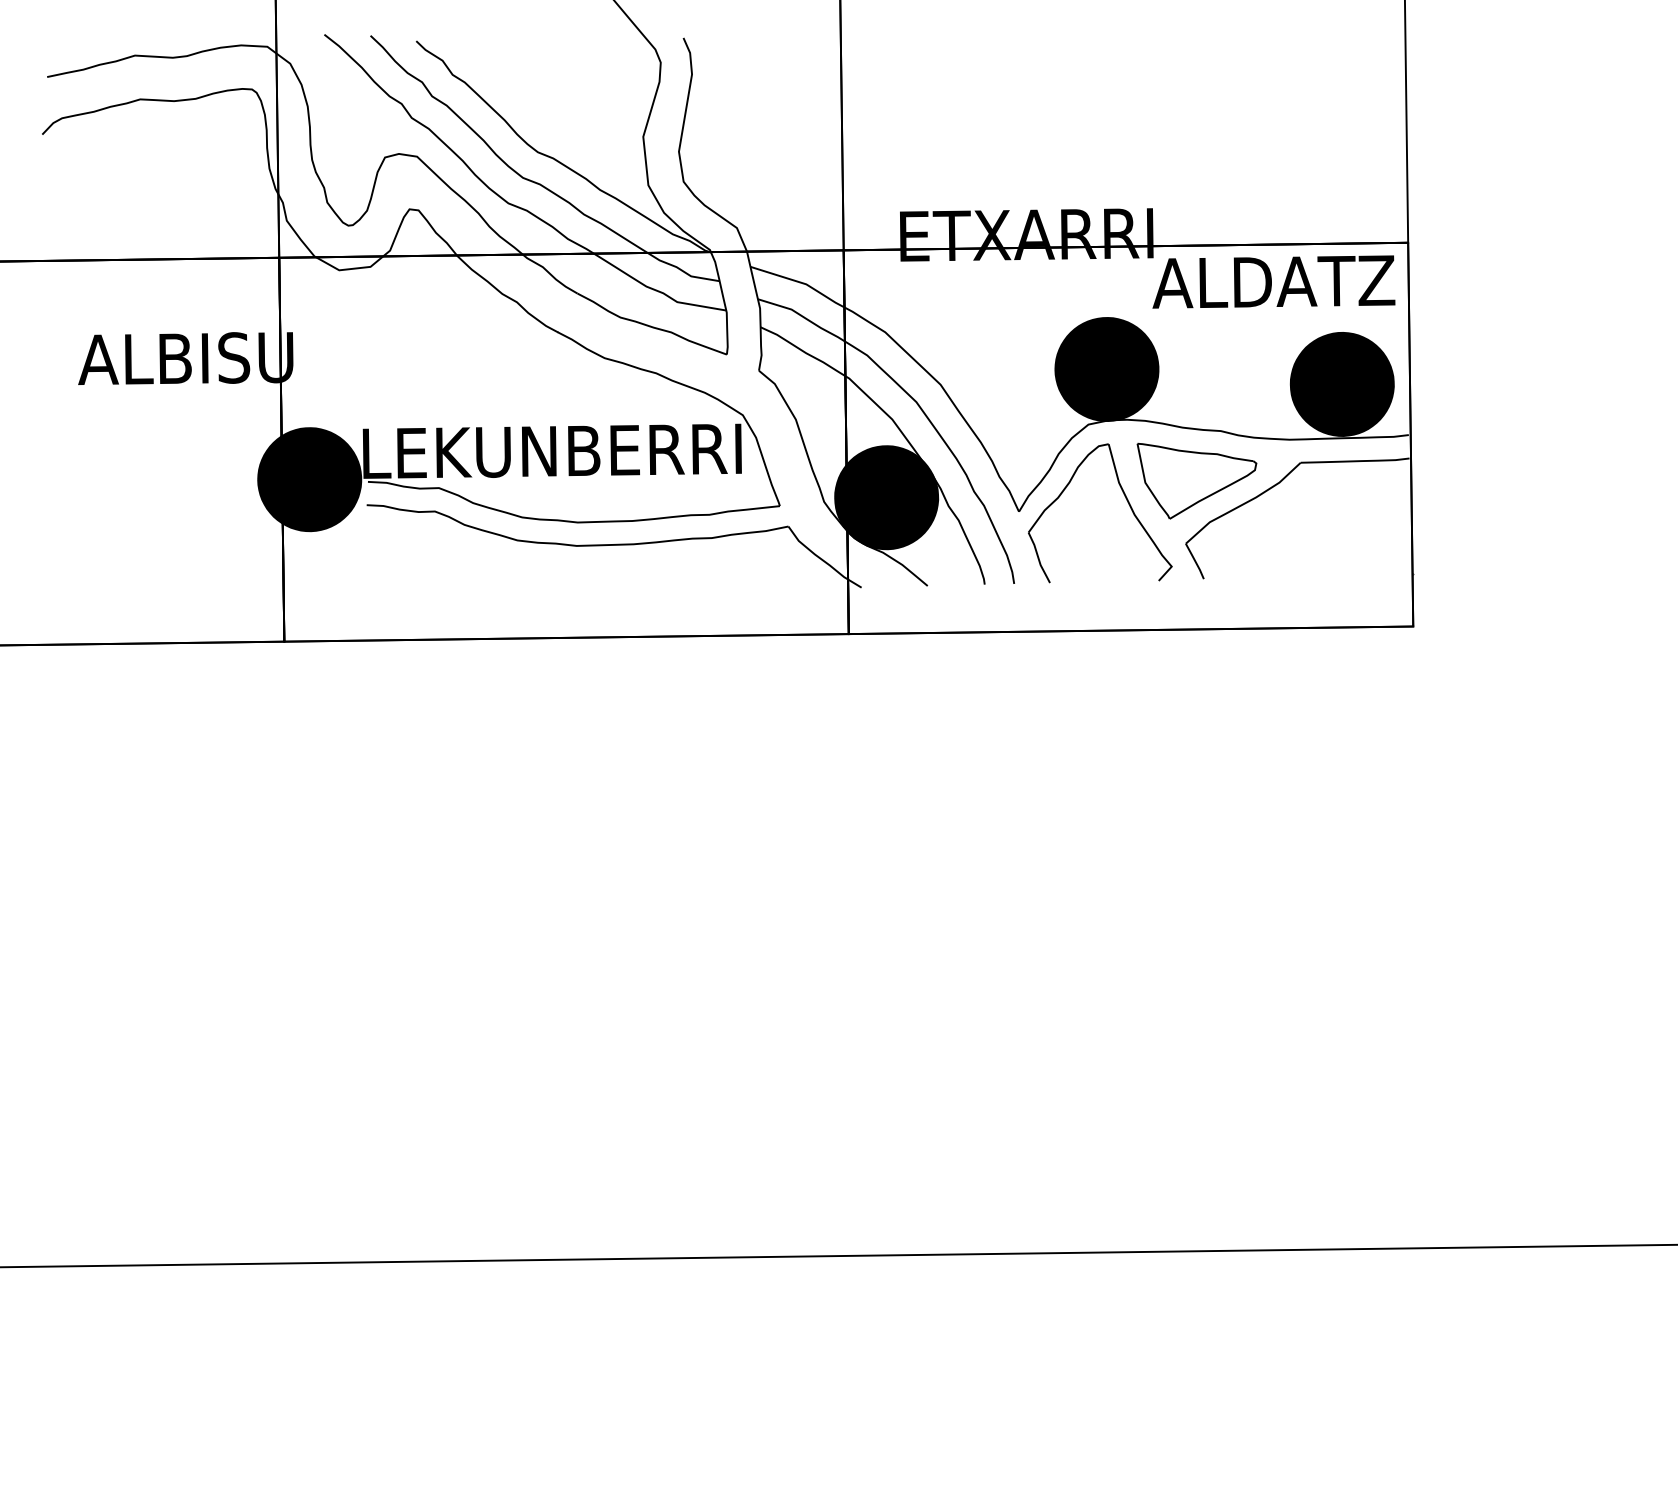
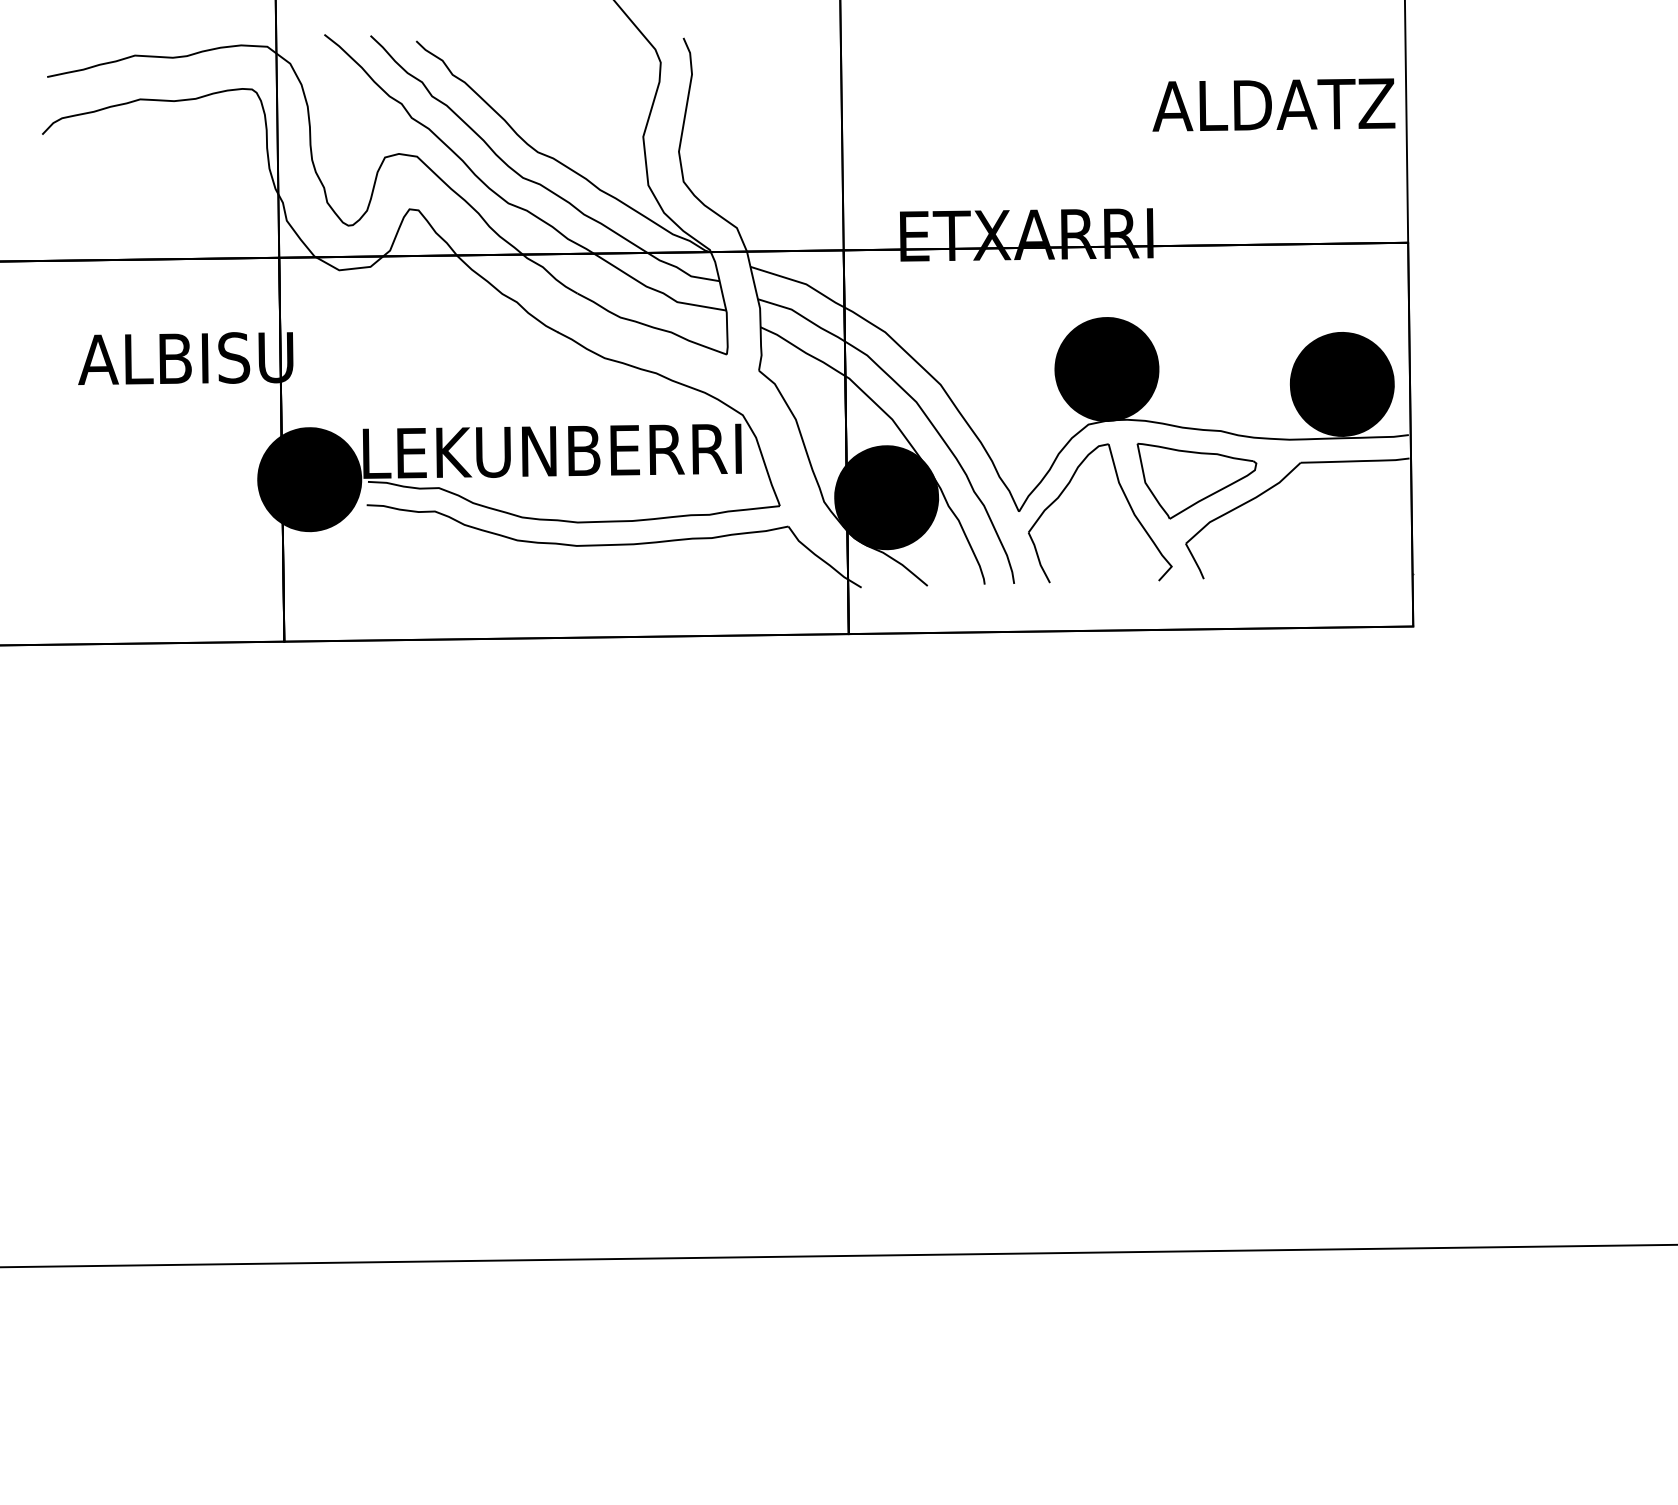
text position: (1273, 281) -> (1273, 104) (1273, 104)
